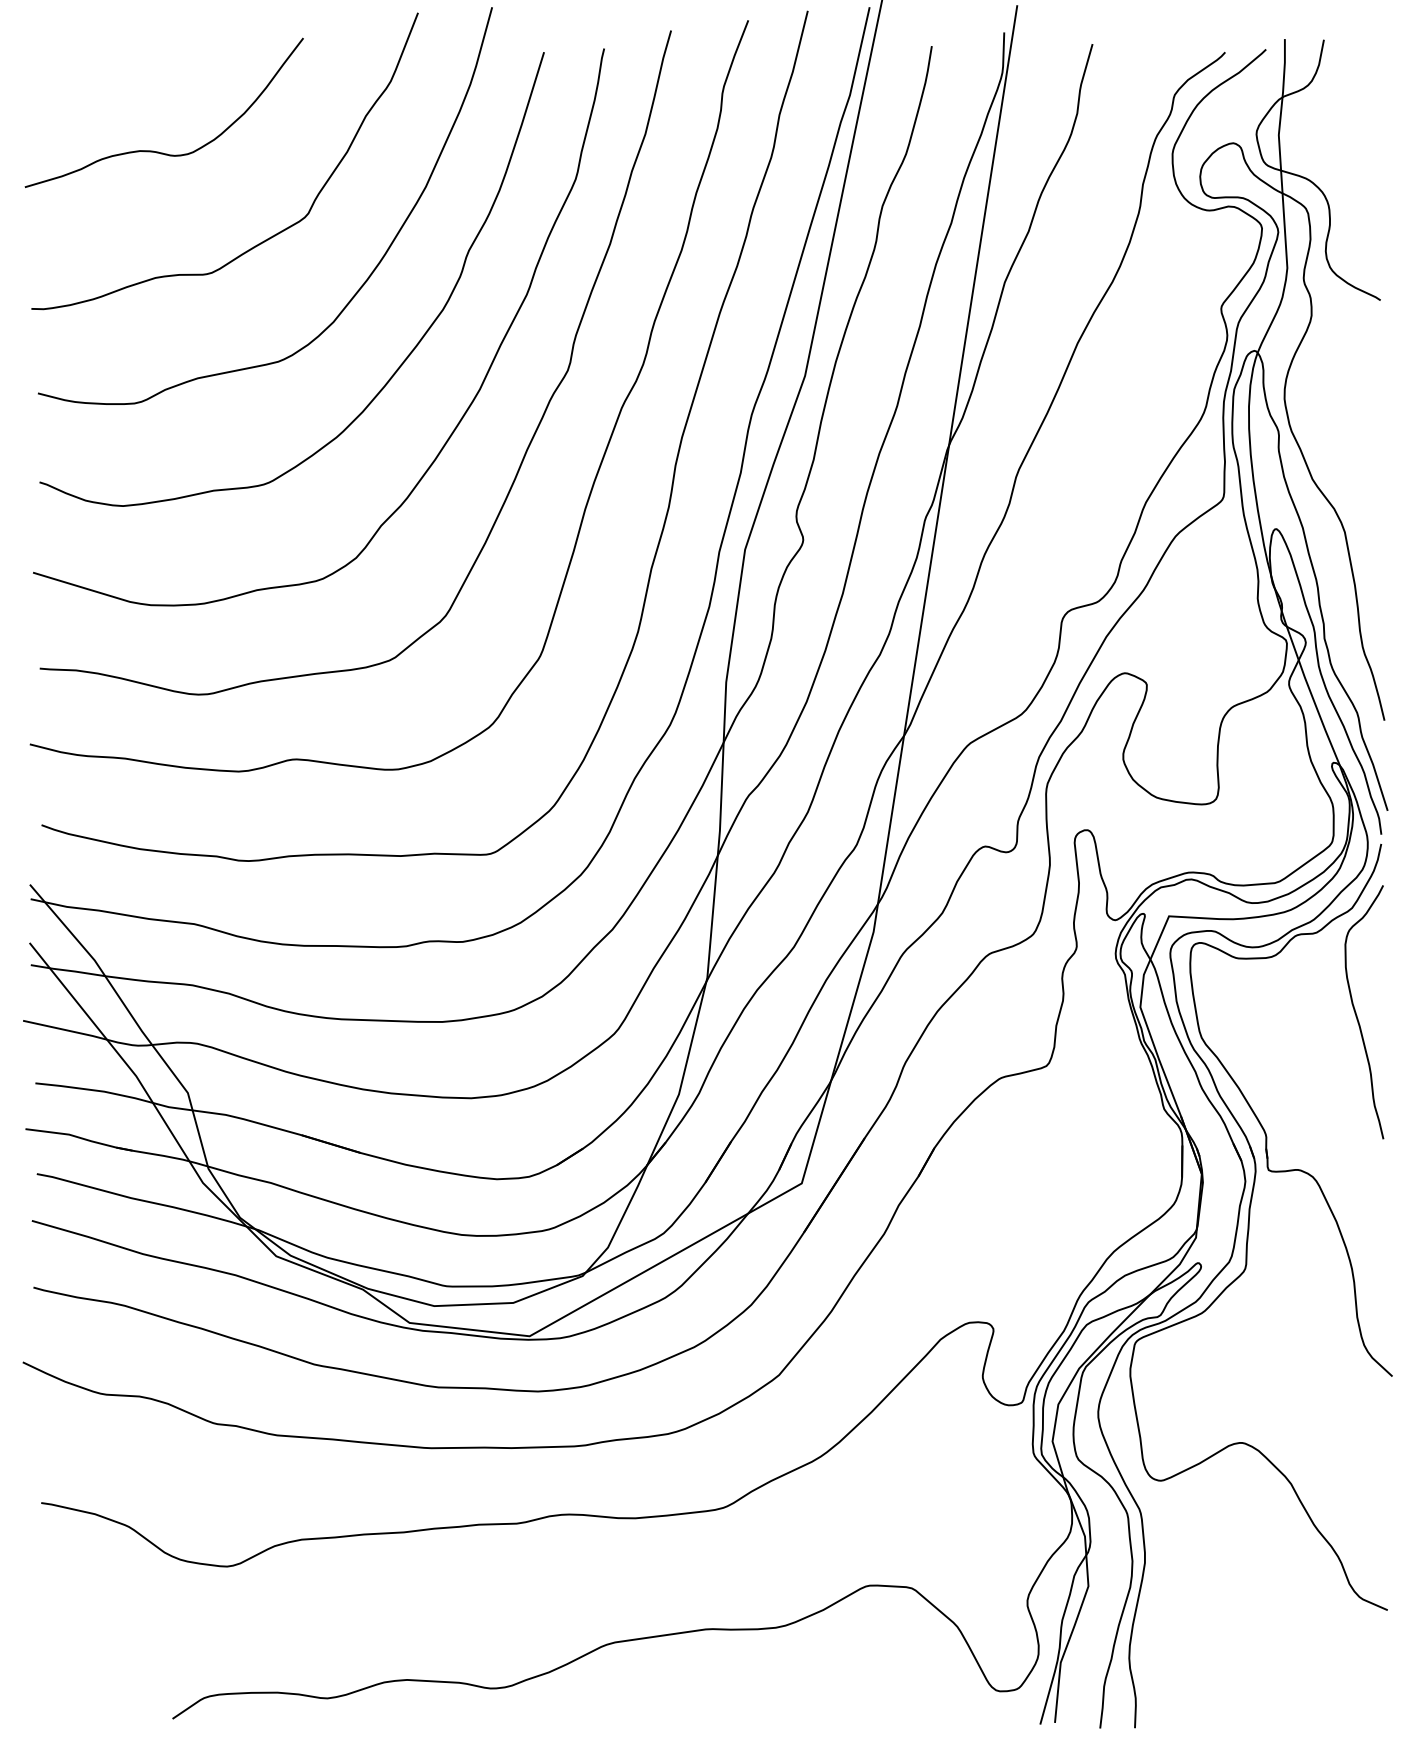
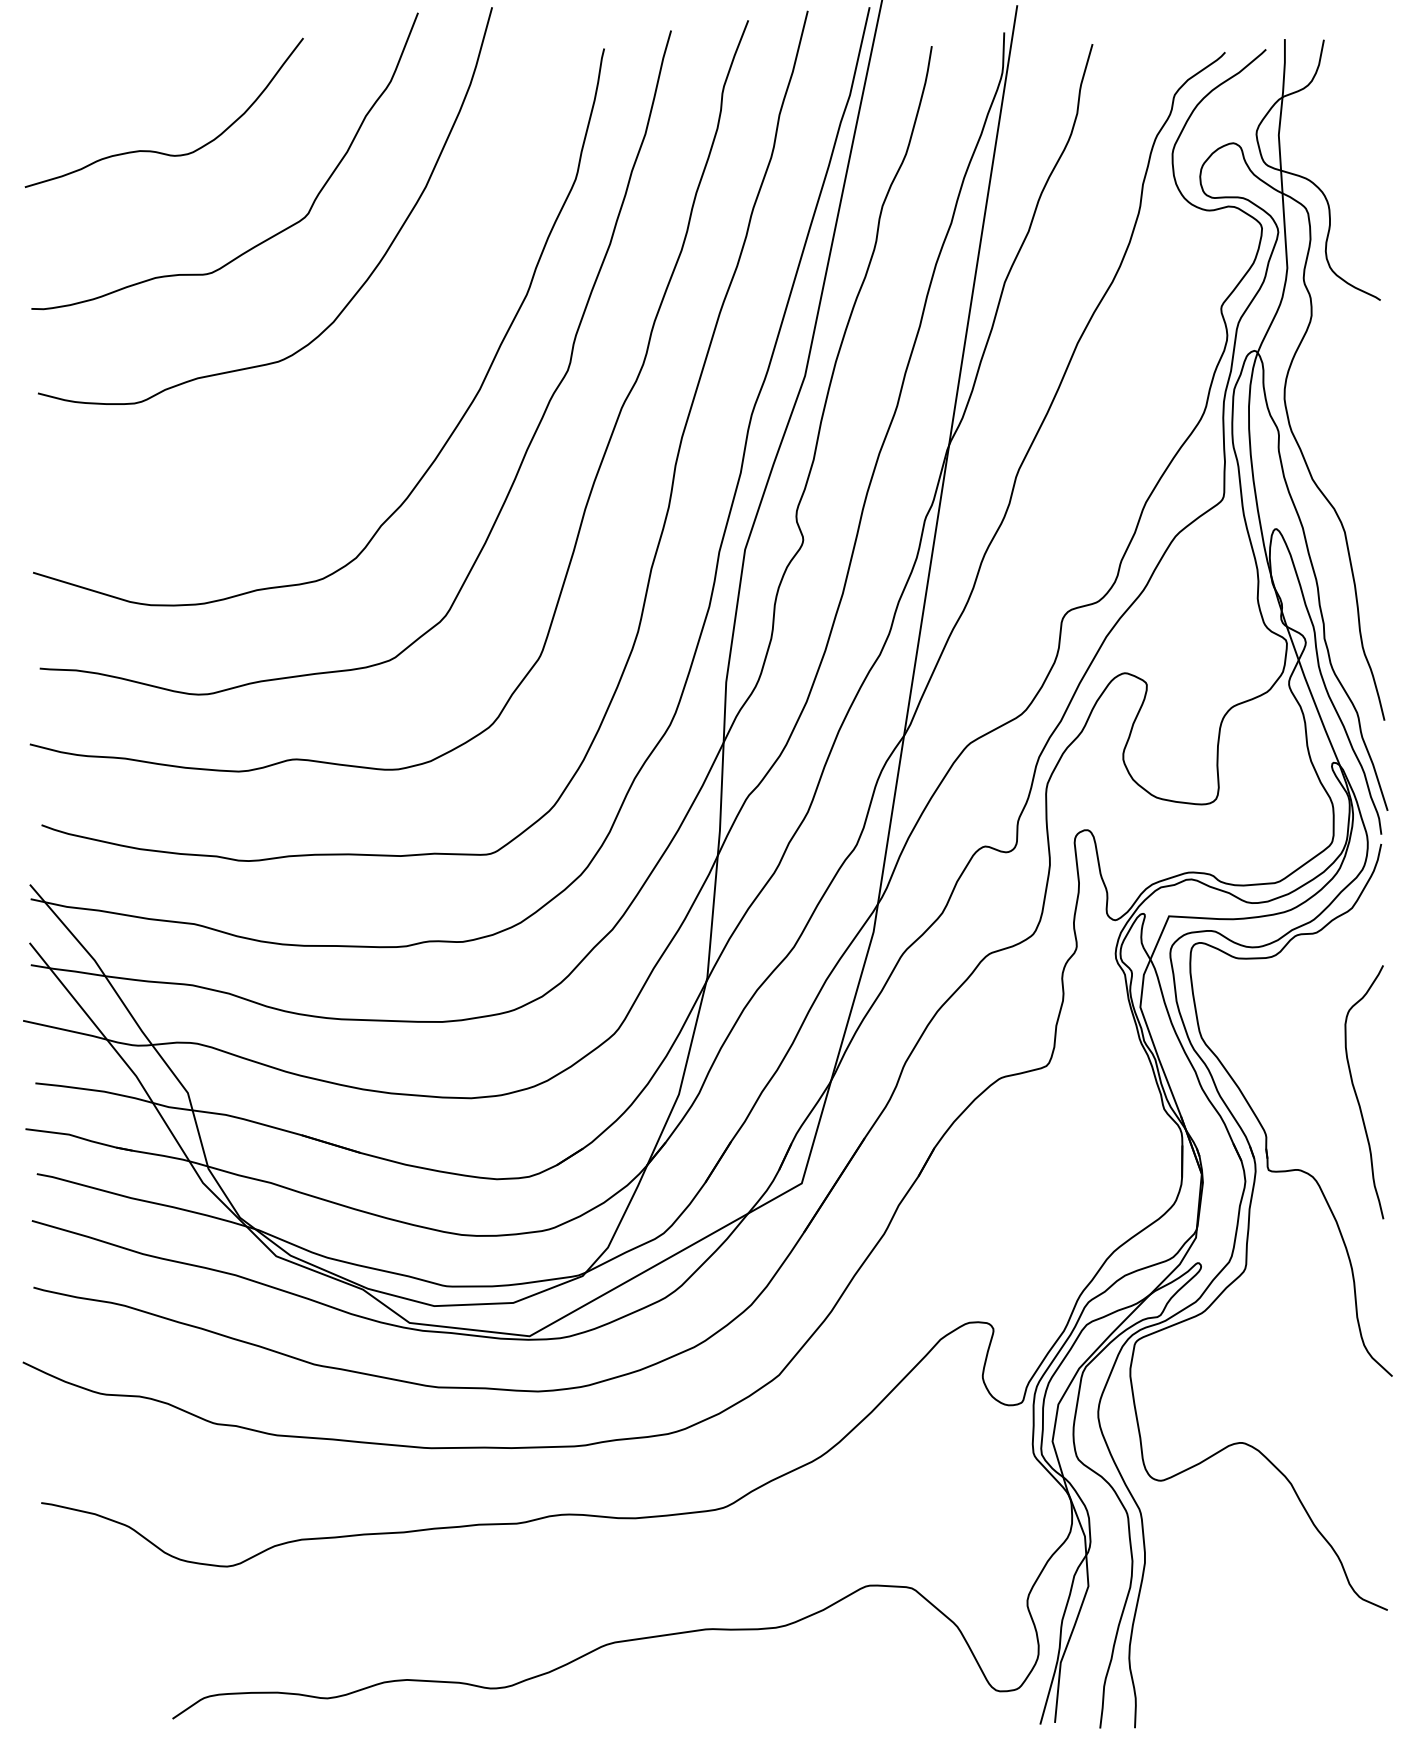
curve: present -> none (399, 365)
curve position: (1357, 1015) -> (1357, 1095) (1357, 1095)
